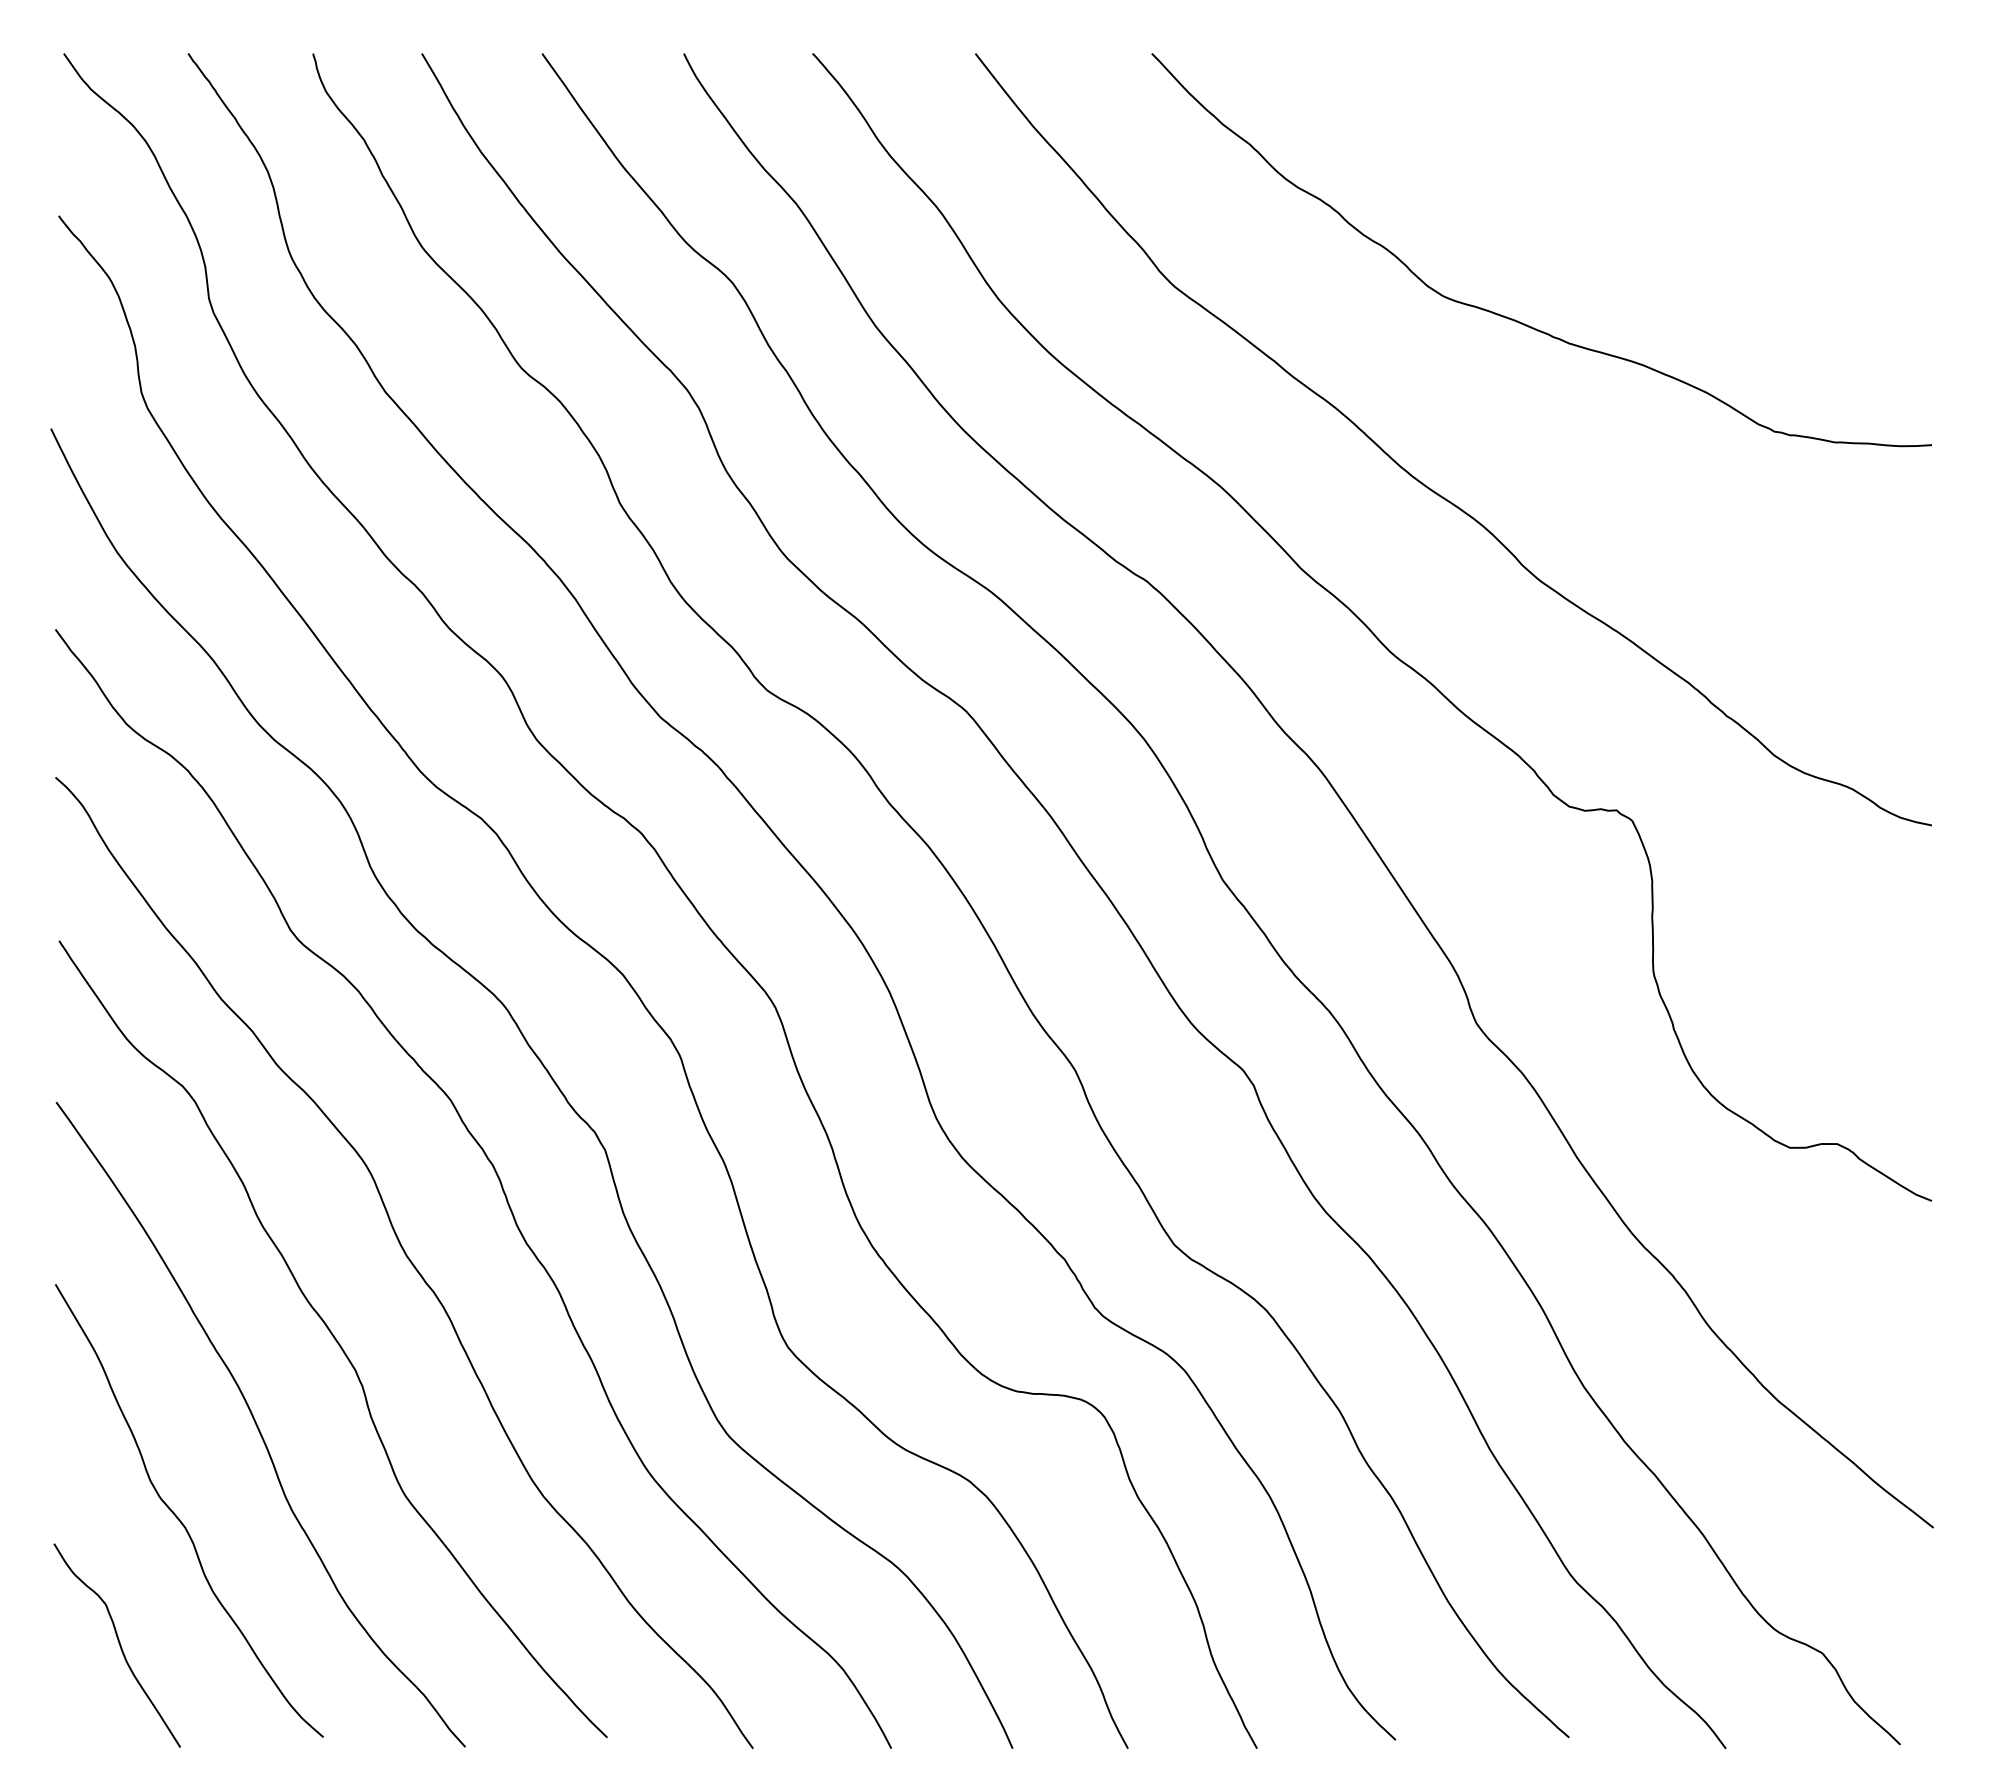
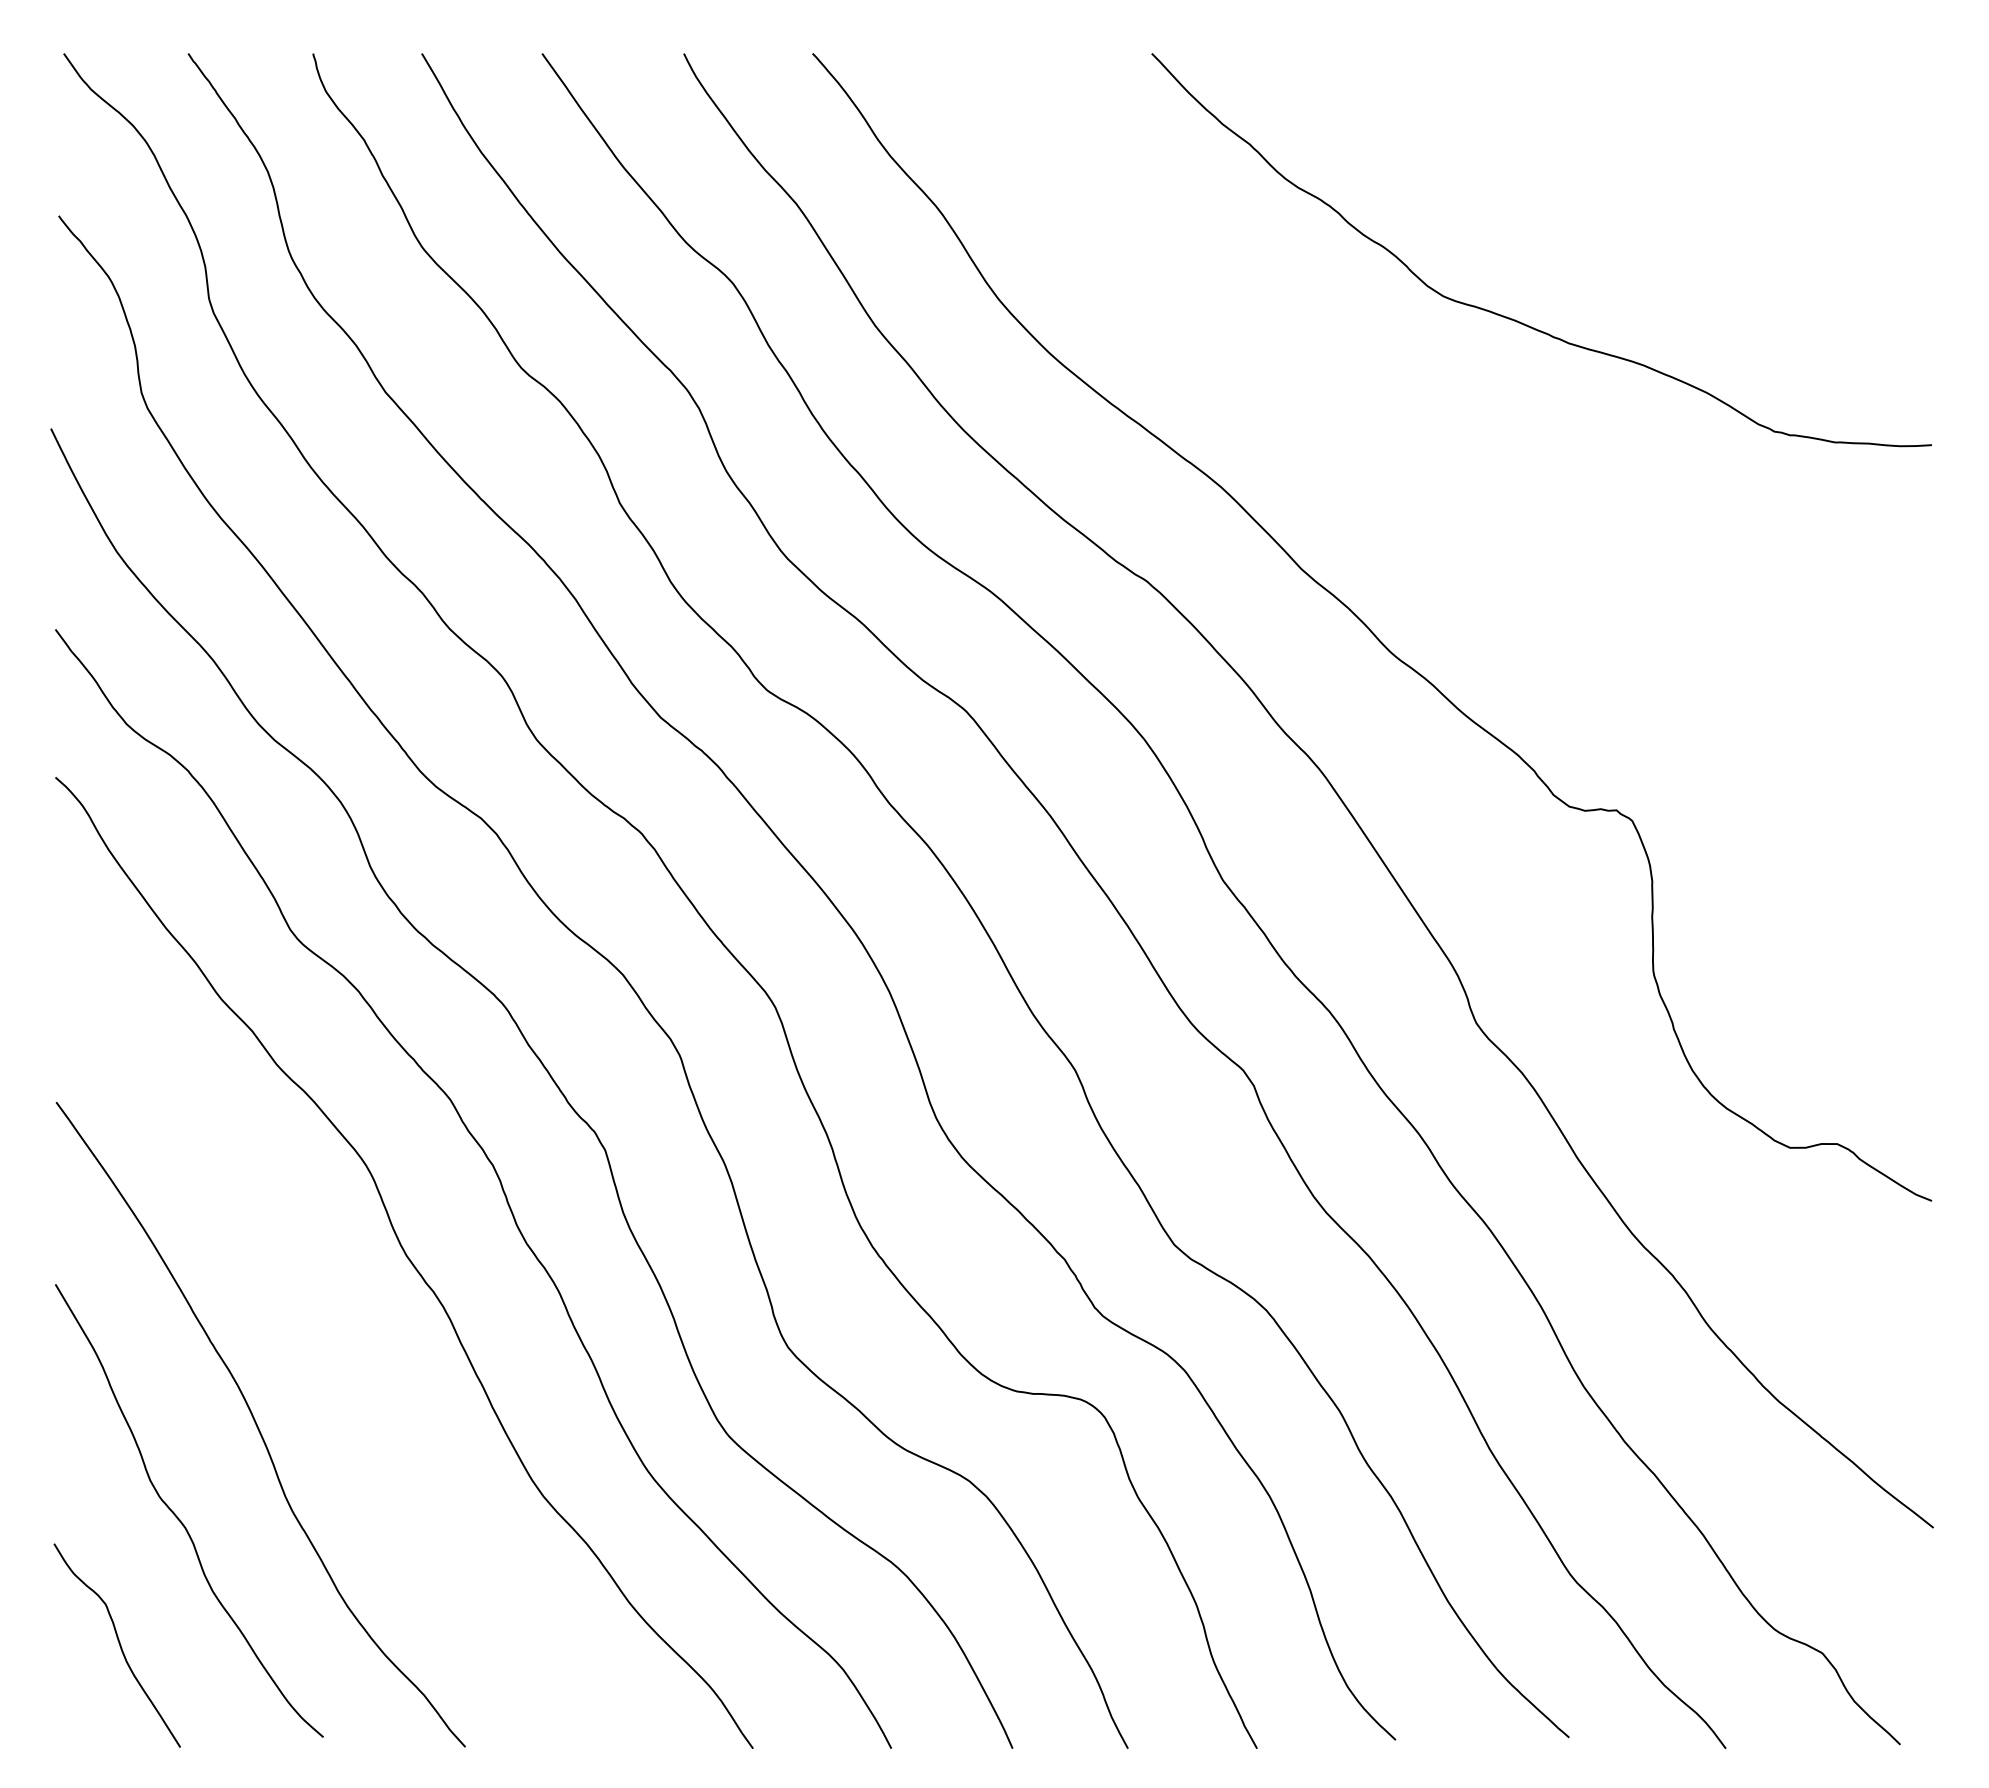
curve: present -> none (1421, 481)
curve: present -> none (334, 1339)
